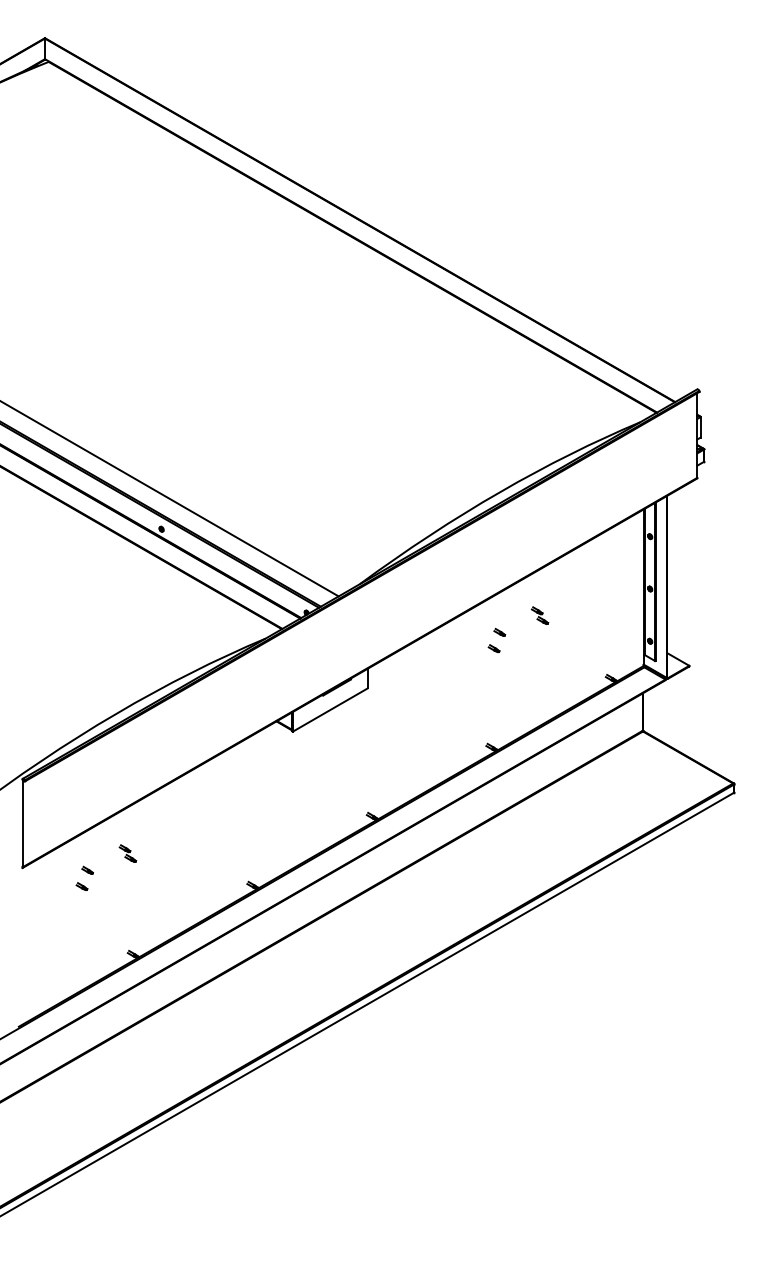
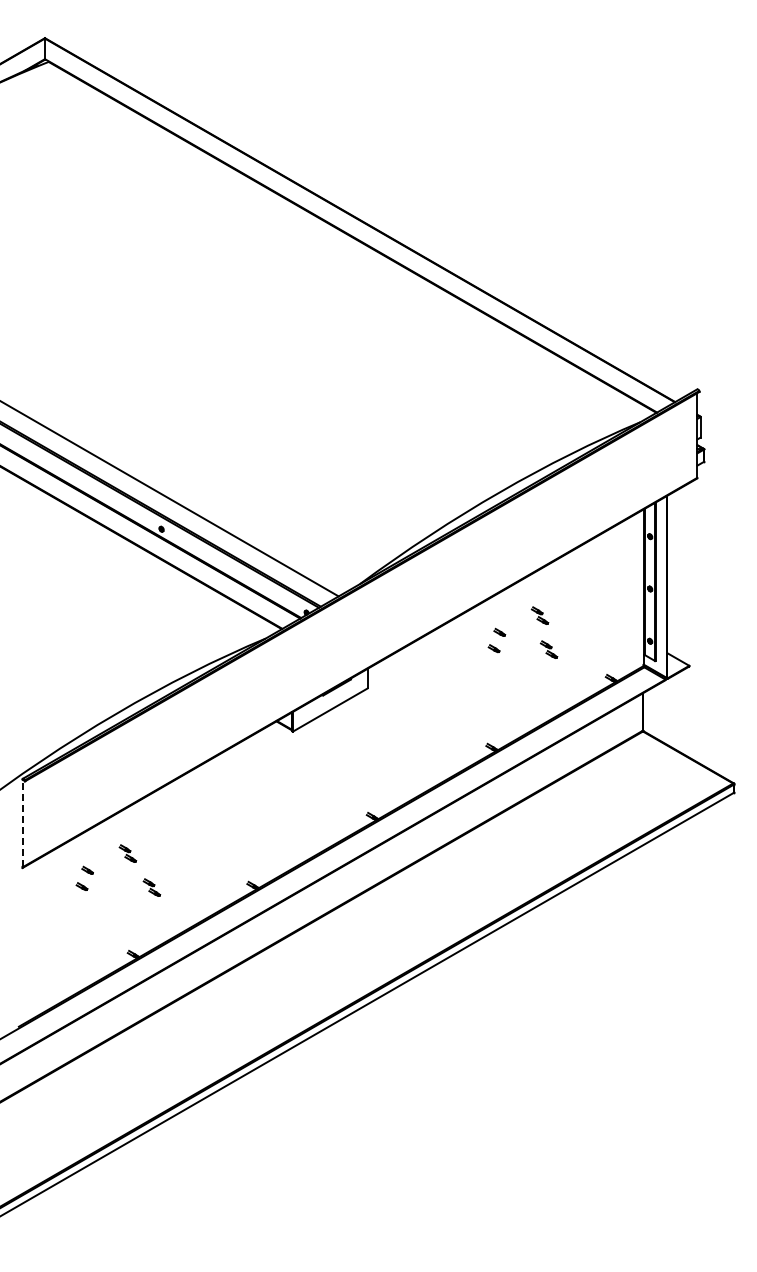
part: none -> present (548, 649)
line: solid -> dashed (23, 823)
part: none -> present (151, 887)
